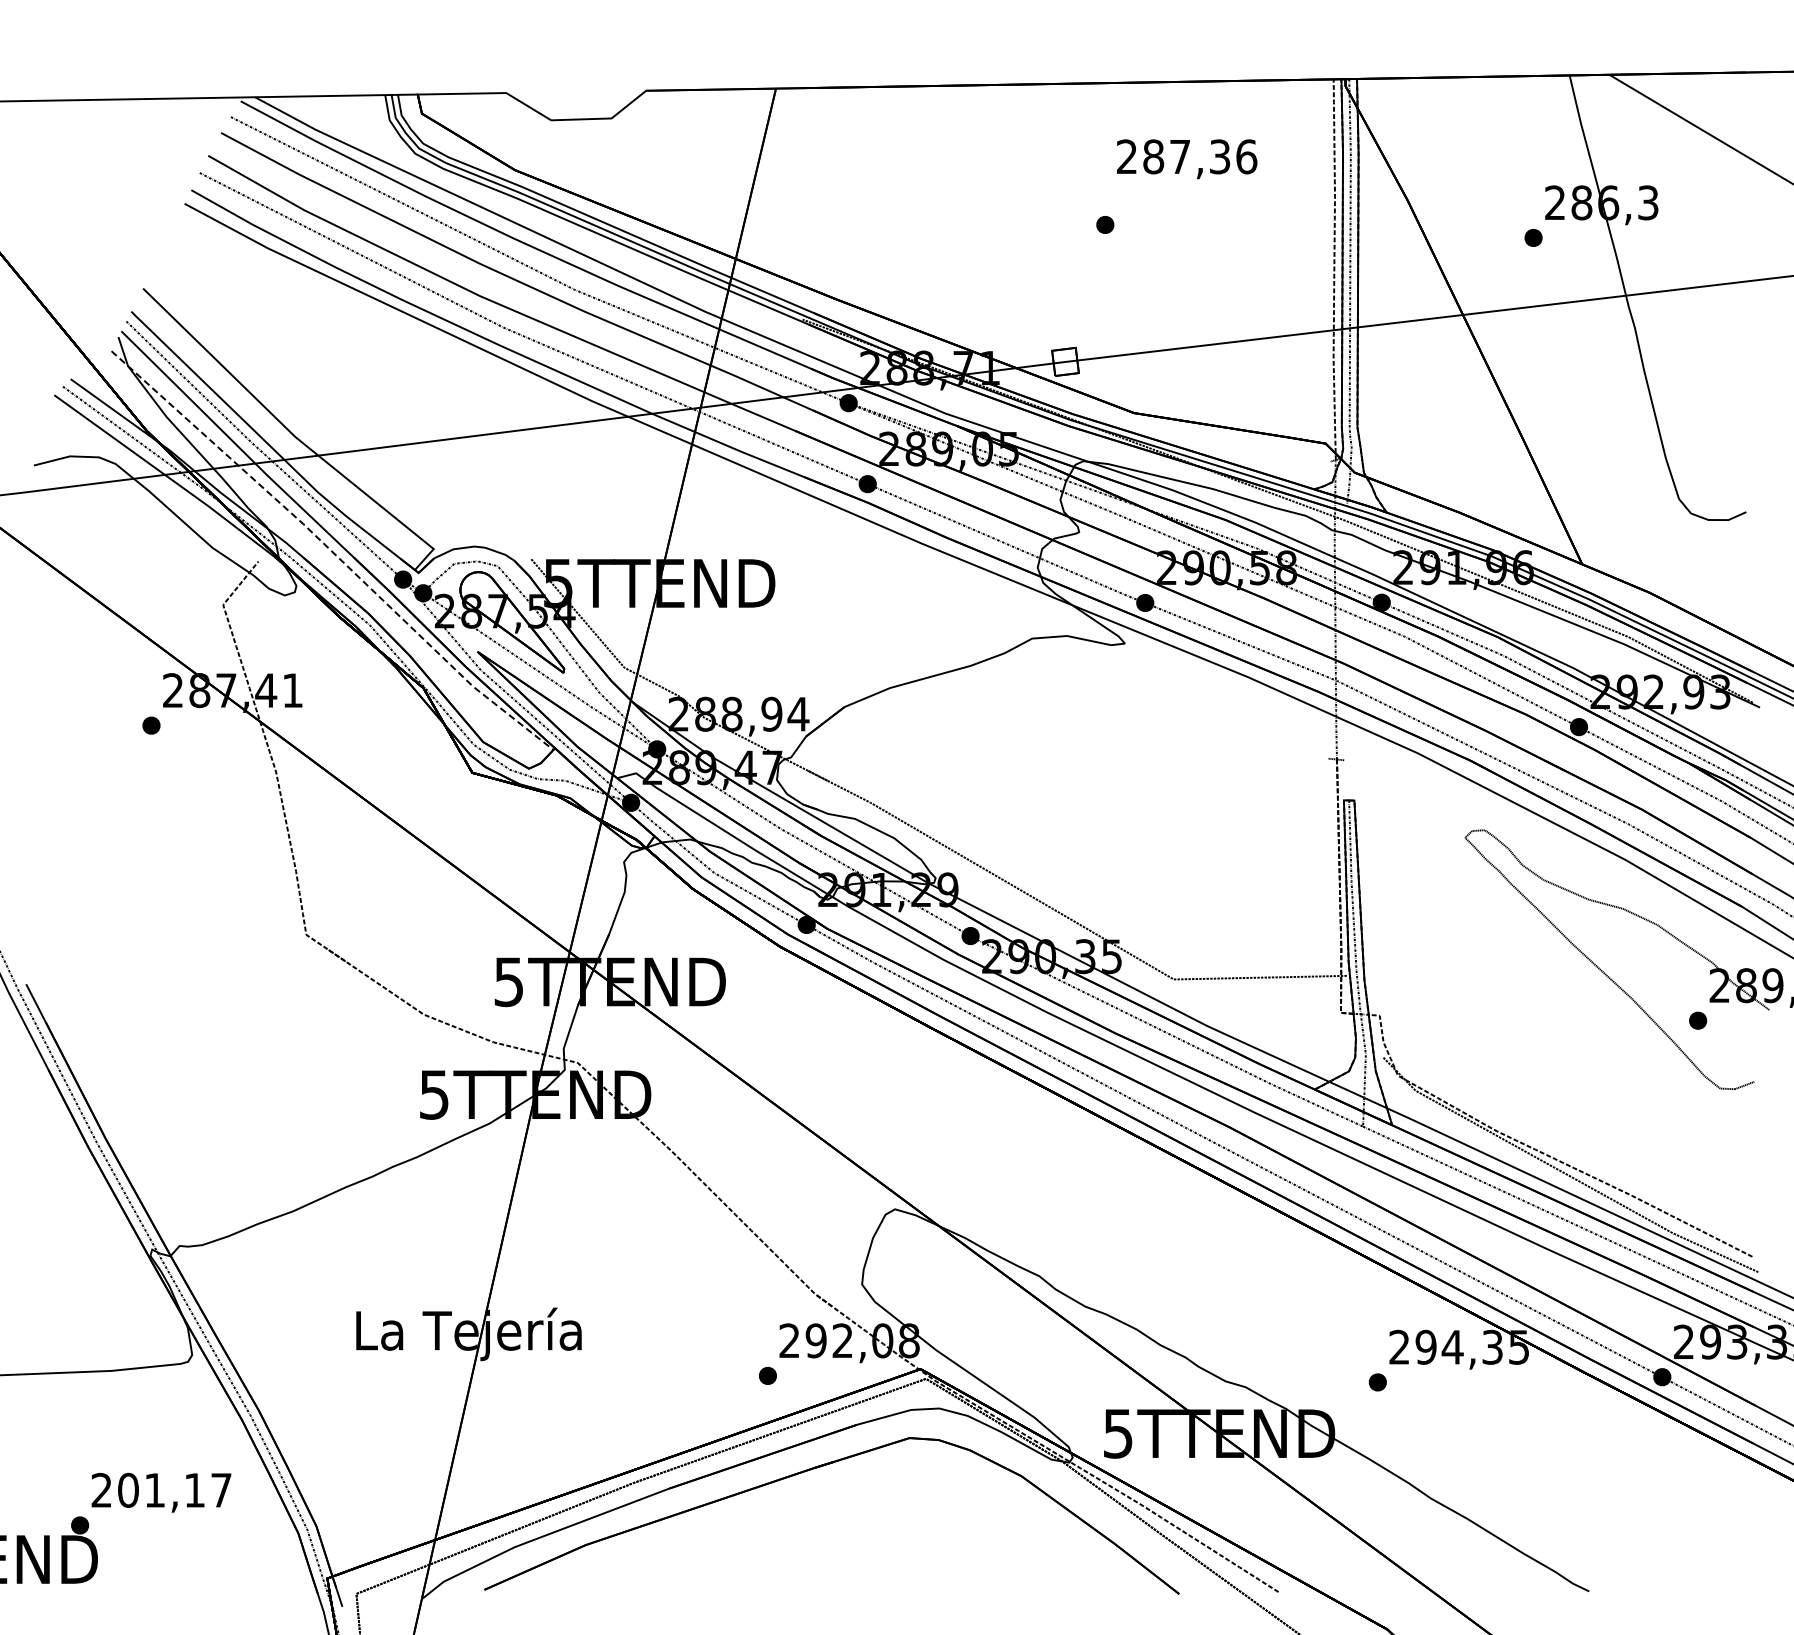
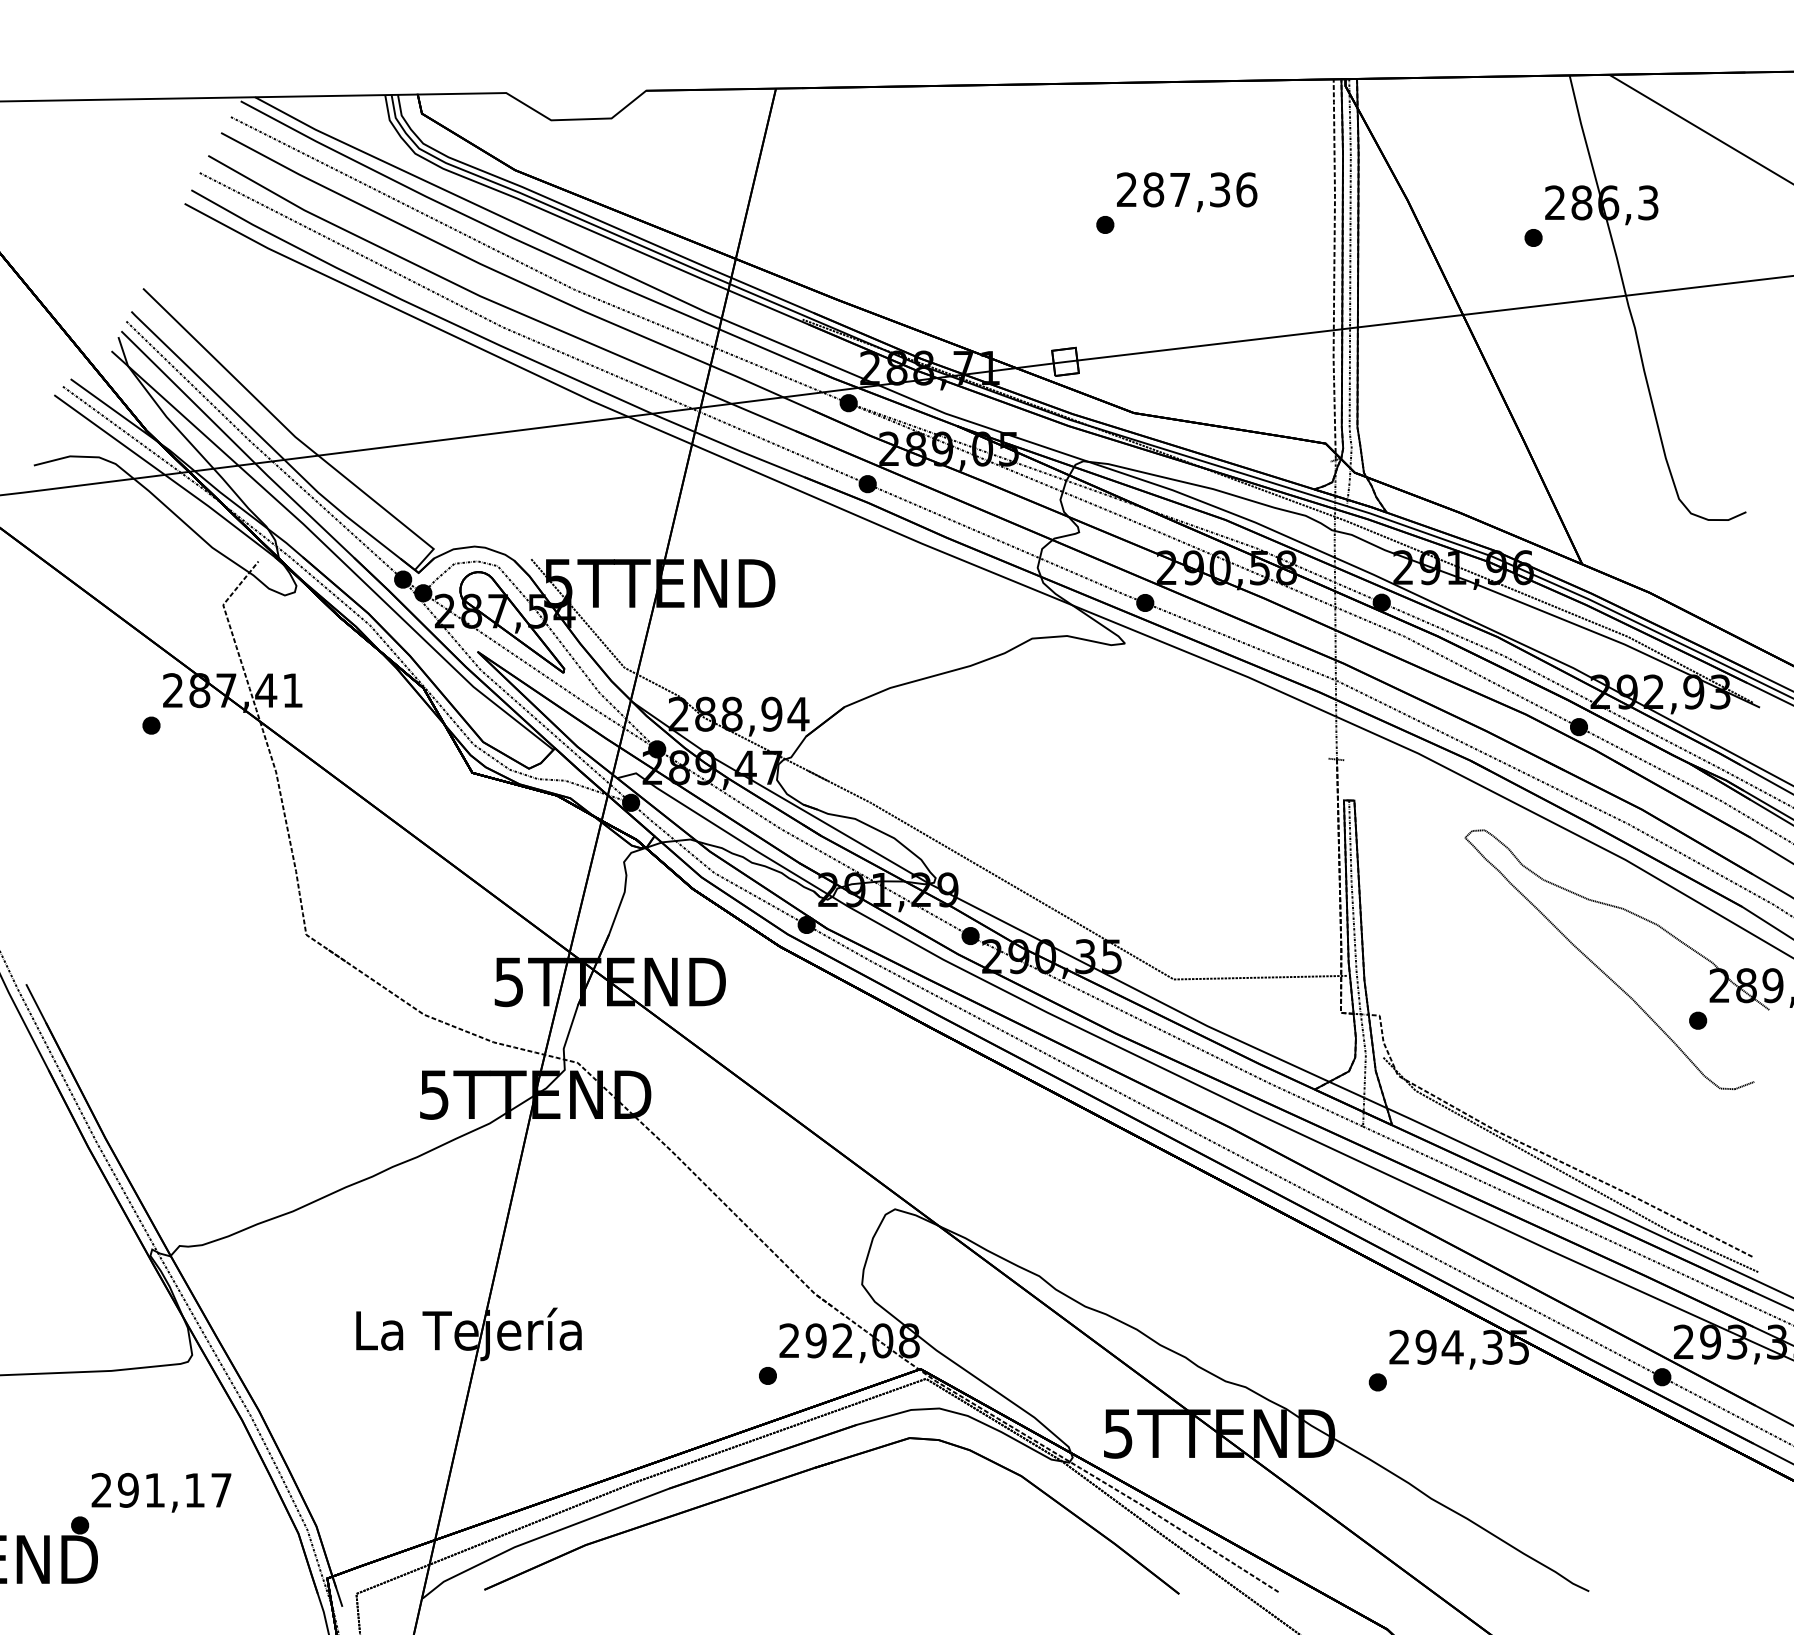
text position: (1187, 159) -> (1187, 192) (1187, 192)
line: dashed -> solid (332, 551)
text: 201,17 -> 291,17 (127, 1490)
